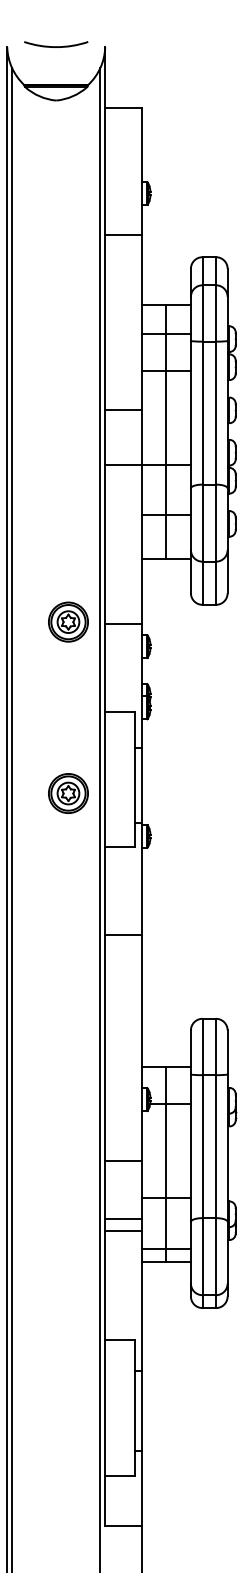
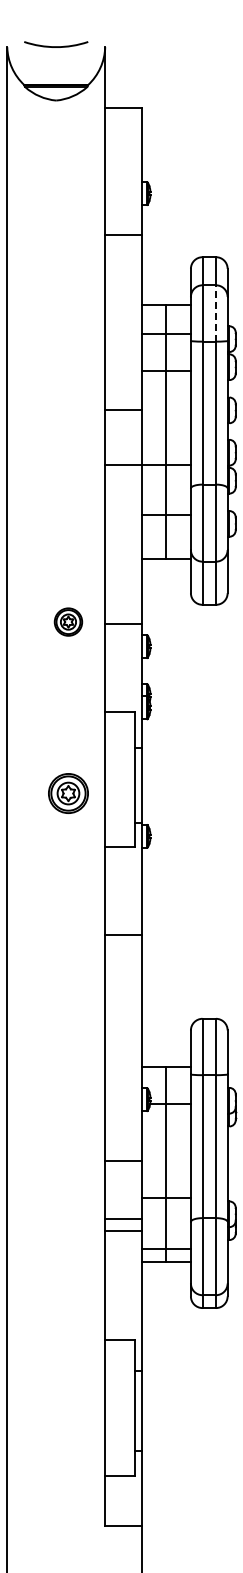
line: solid -> dashed (216, 312)
part size: 41x42 px -> 31x30 px (68, 621)
line: present -> none (12, 818)
line: present -> none (100, 818)
